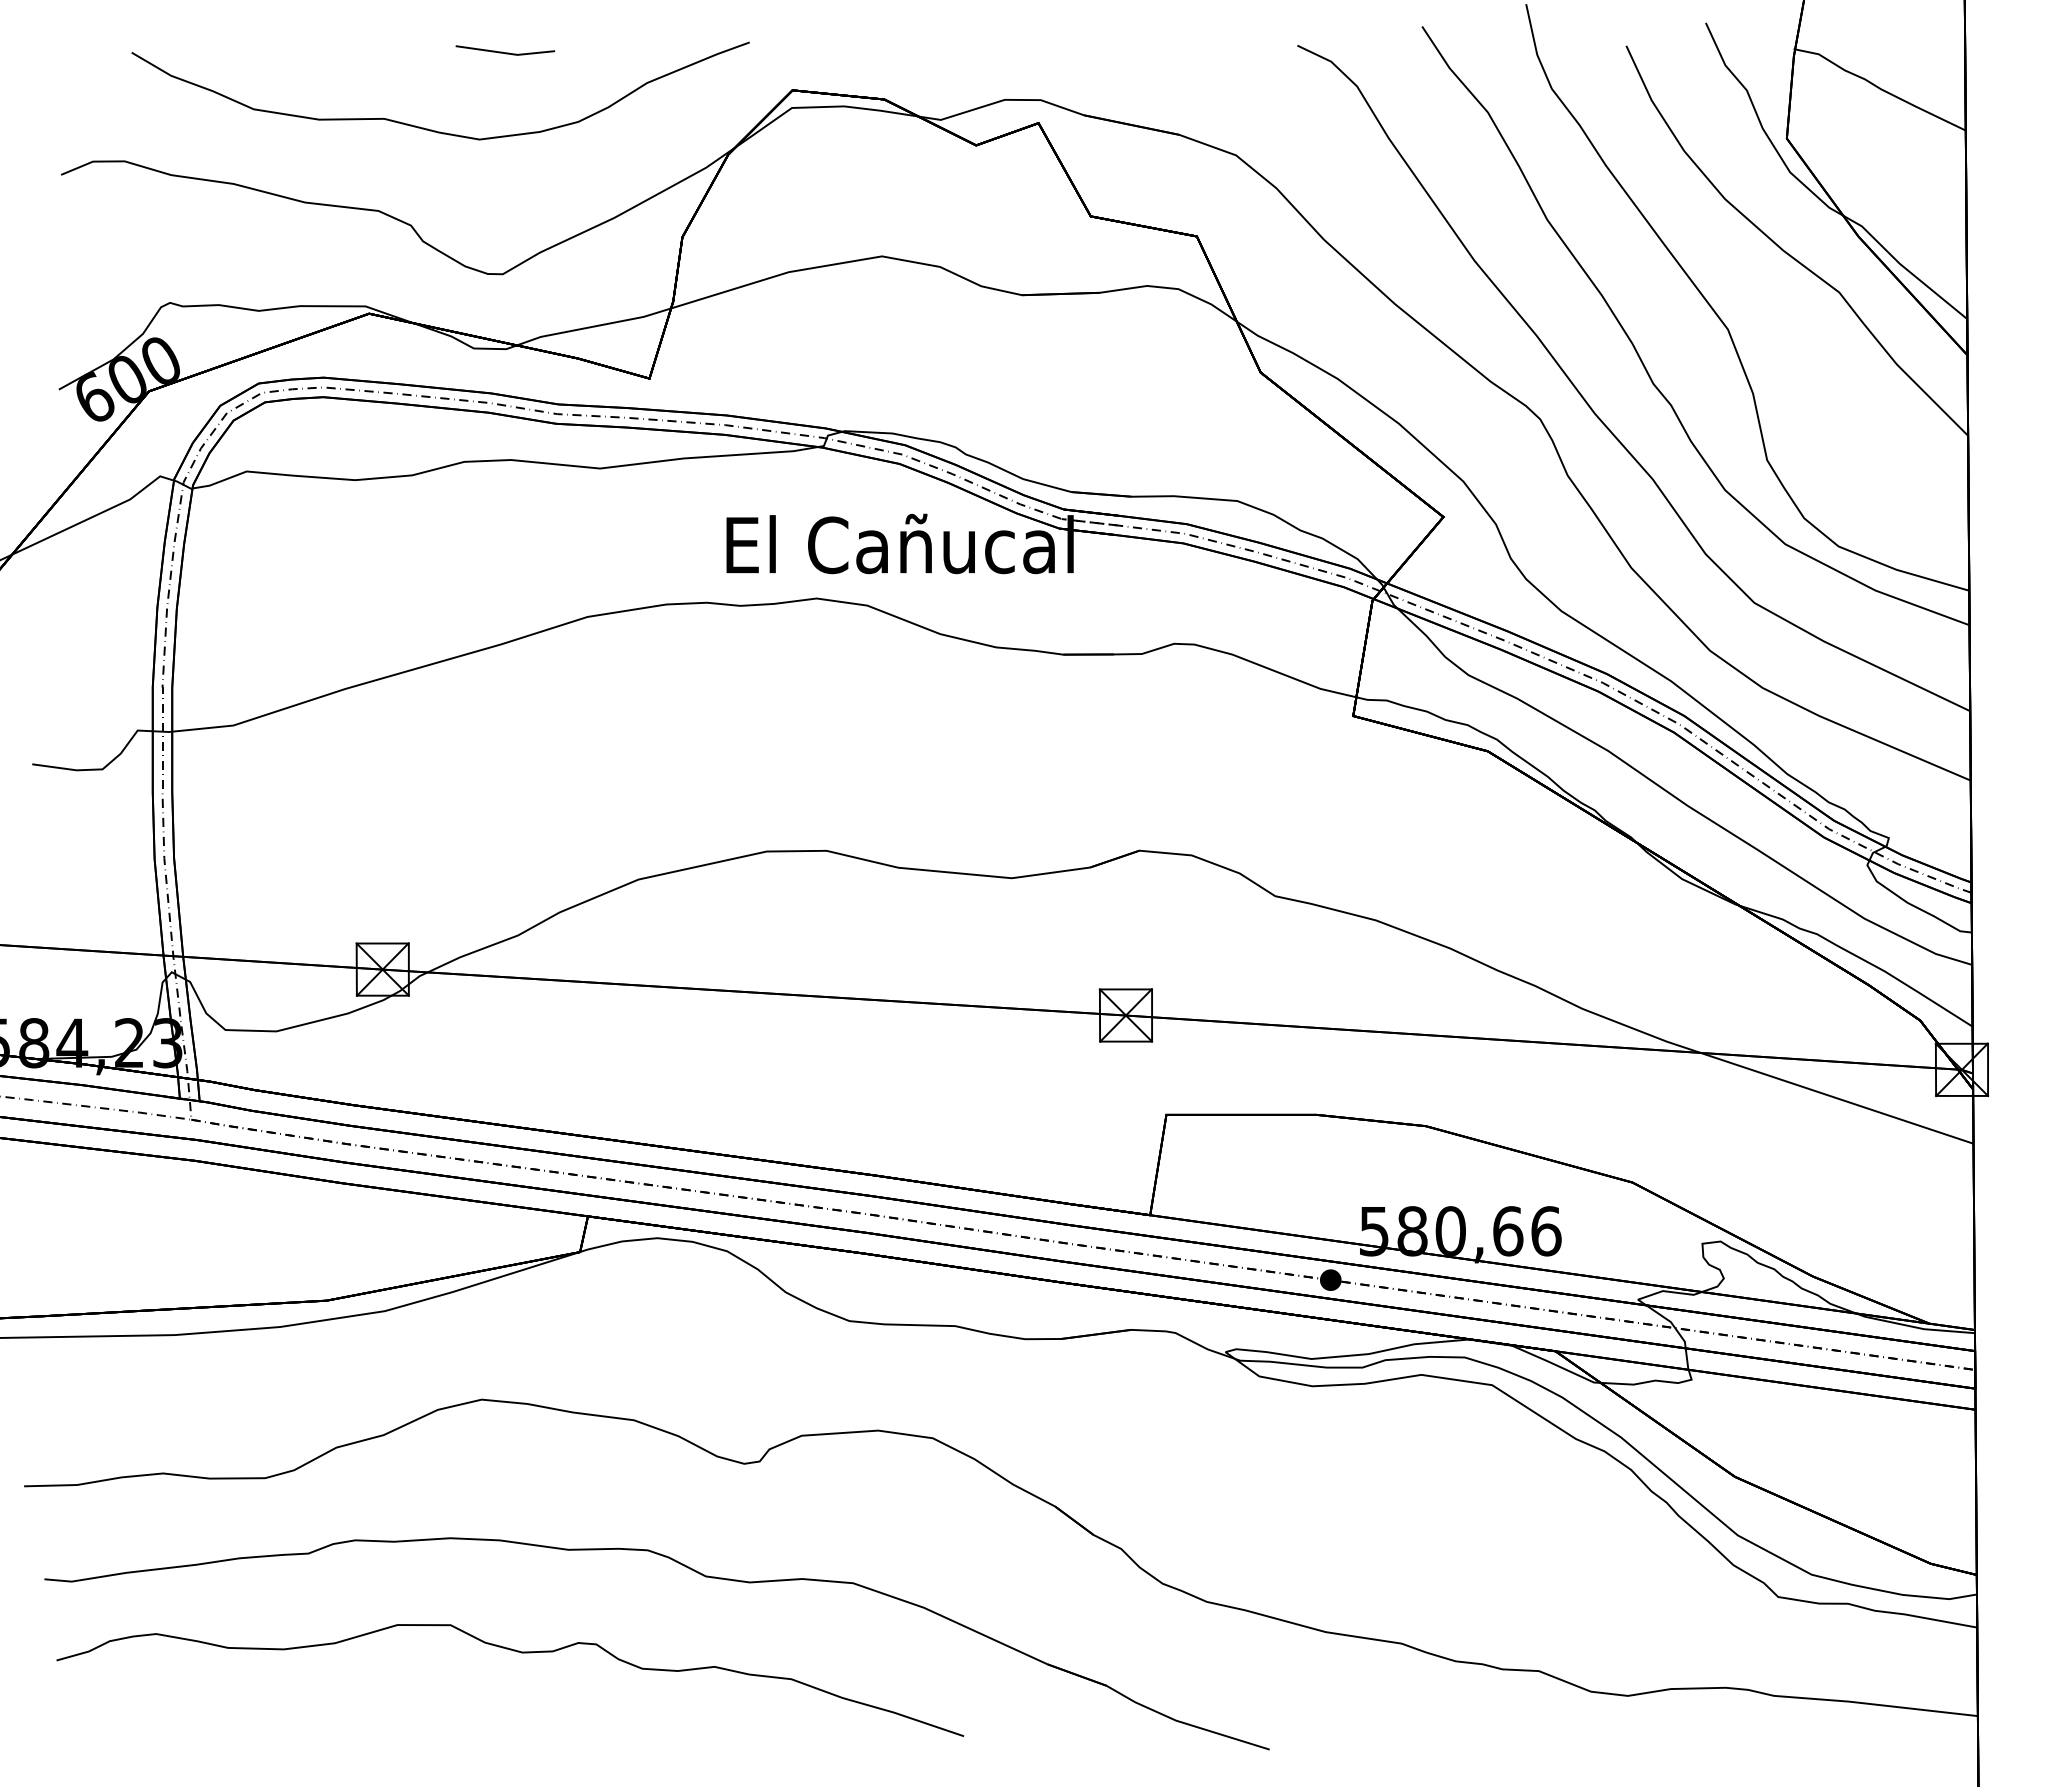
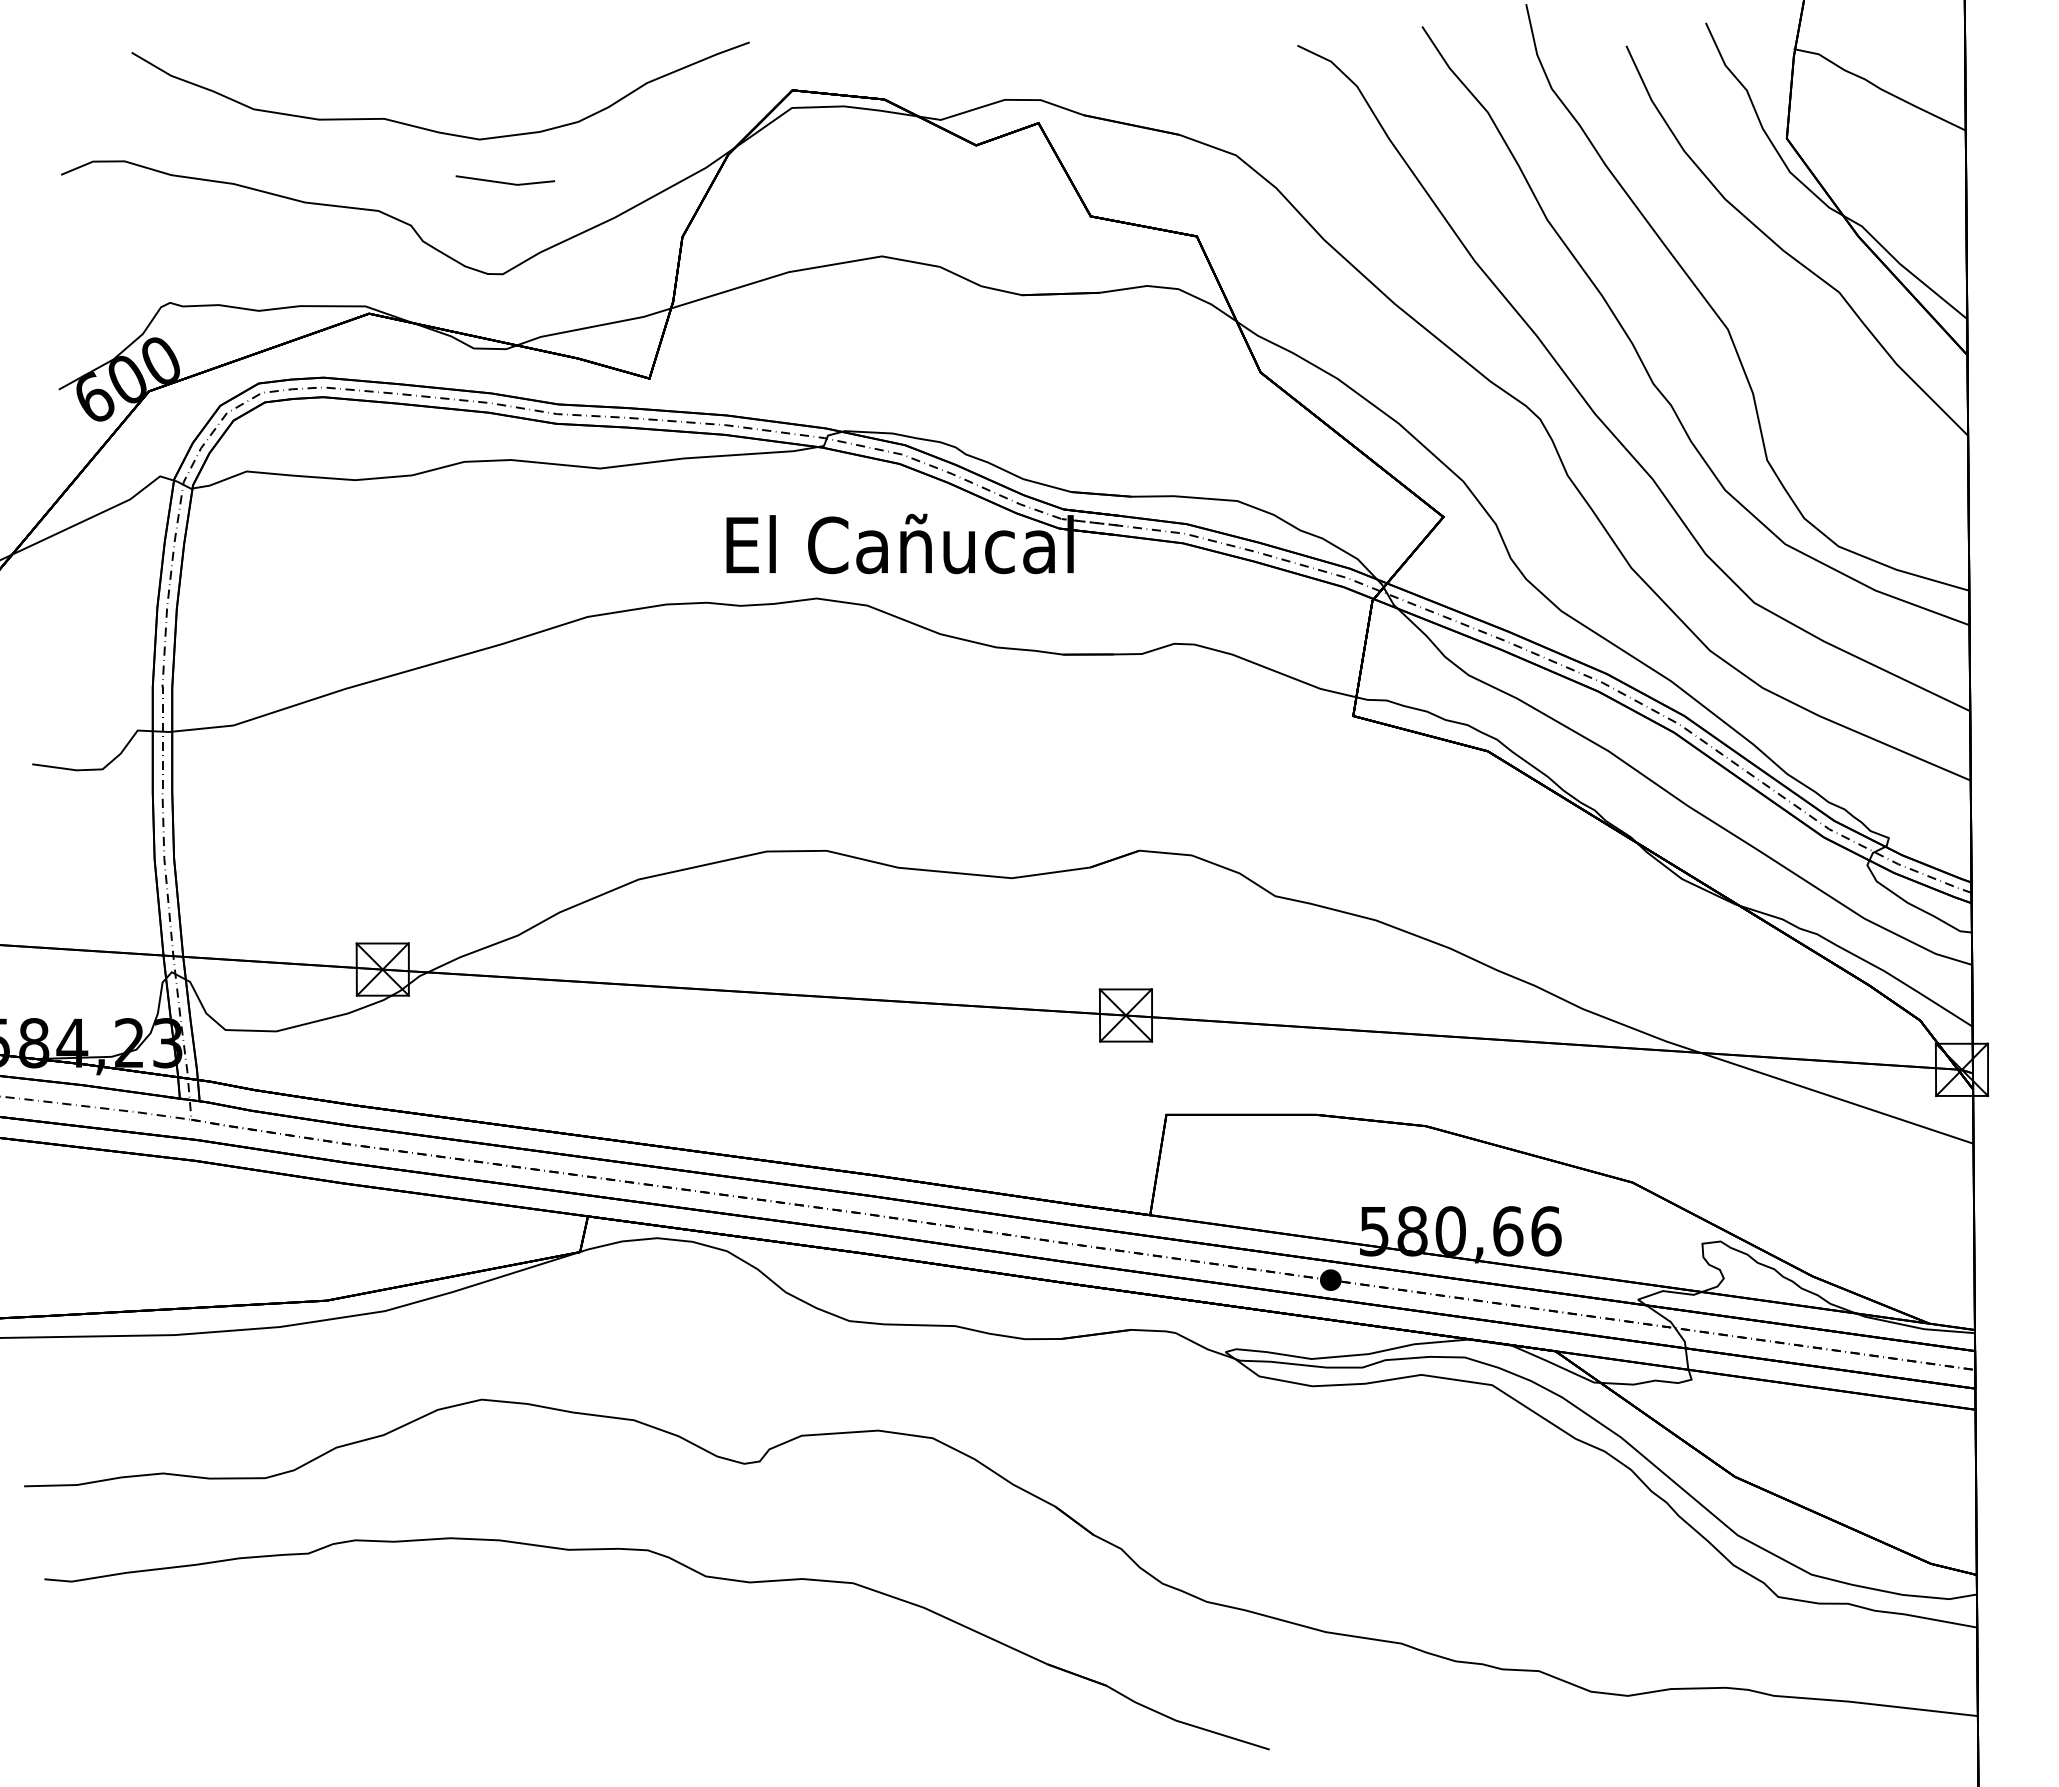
line position: (505, 52) -> (505, 182) (505, 182)
curve: present -> none (517, 1652)
